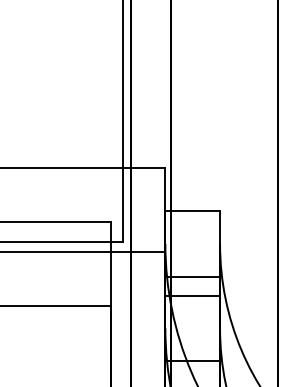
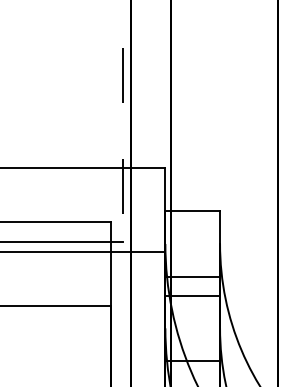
line: solid -> dashed (123, 121)
